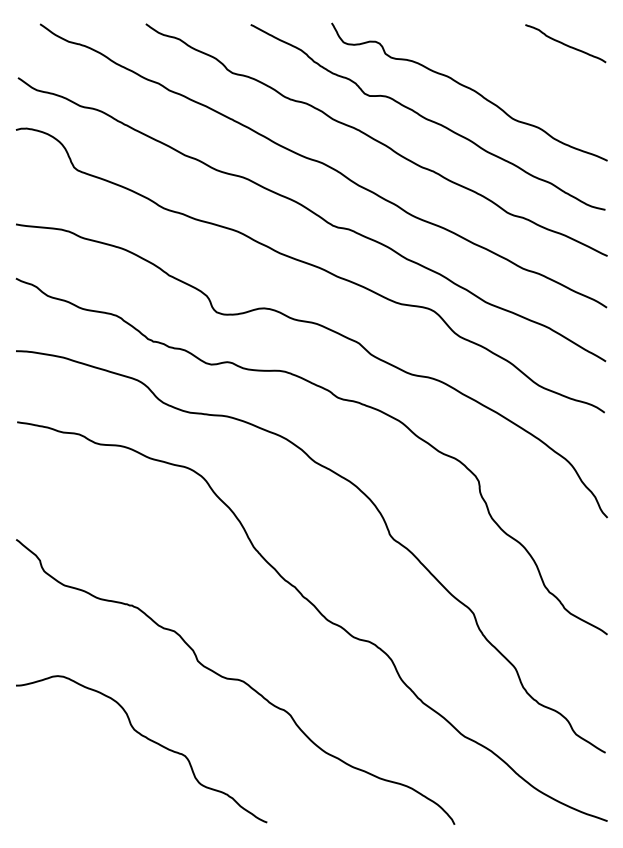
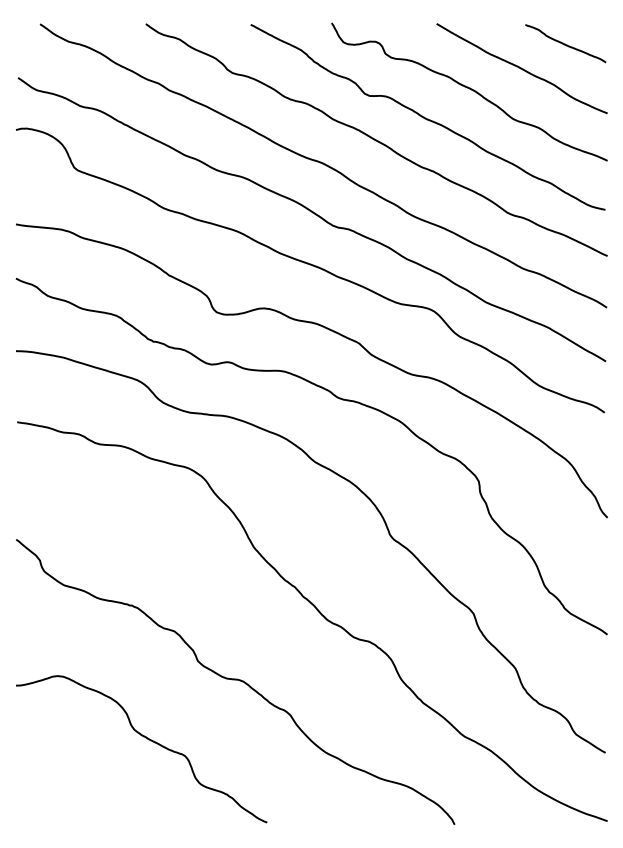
curve: none -> present (521, 68)
